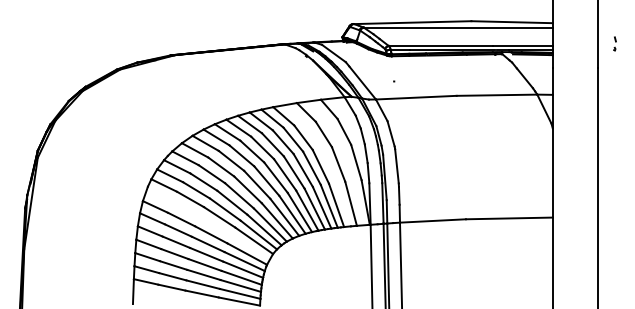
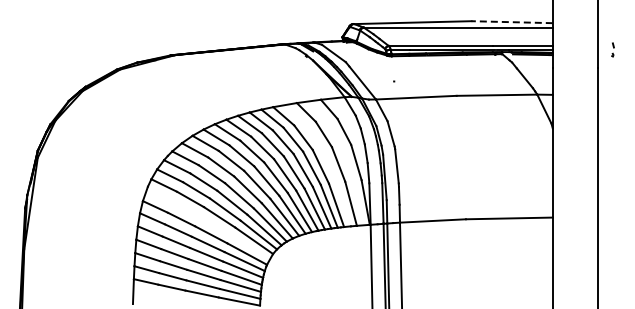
line: solid -> dashed (512, 22)
part position: (614, 43) -> (612, 49) (612, 49)
